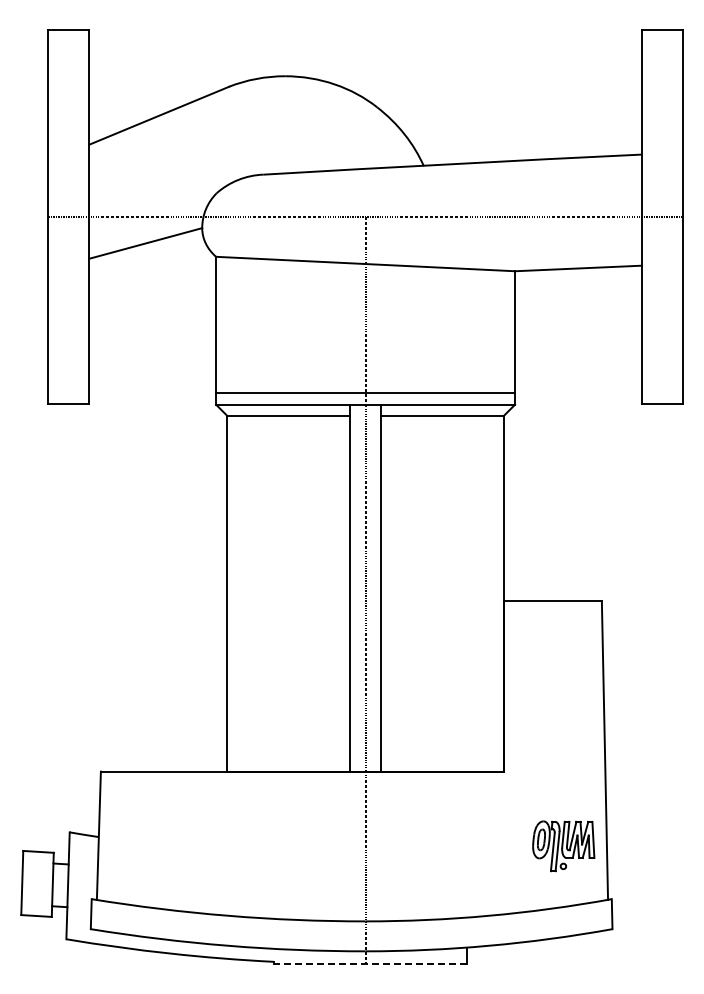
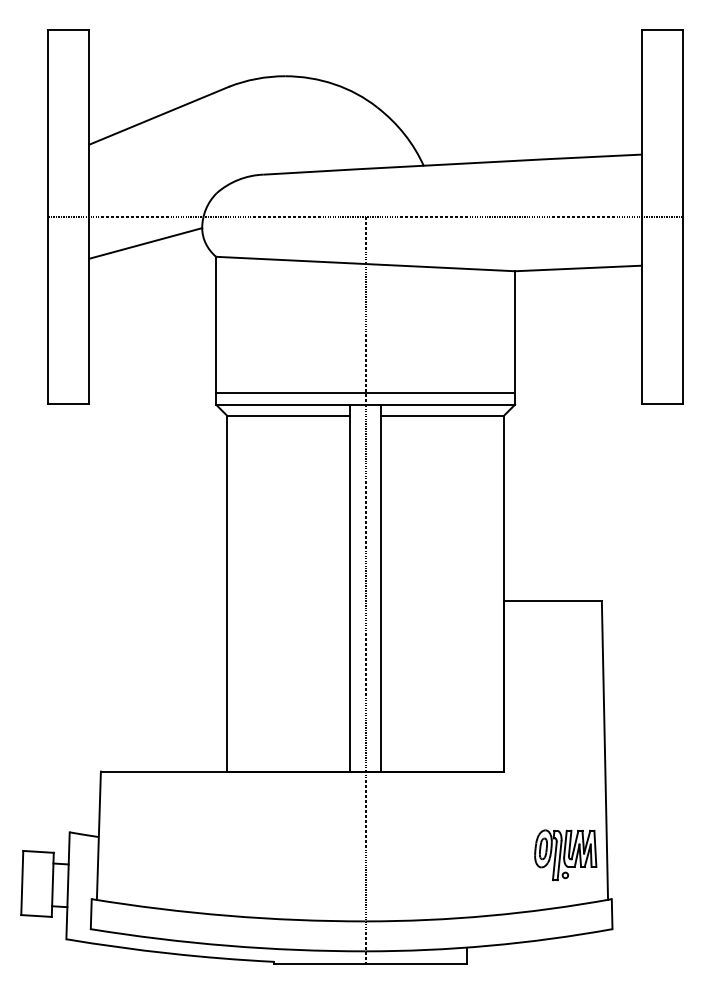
part position: (563, 846) -> (565, 855) (565, 855)
line: dashed -> solid (369, 964)
